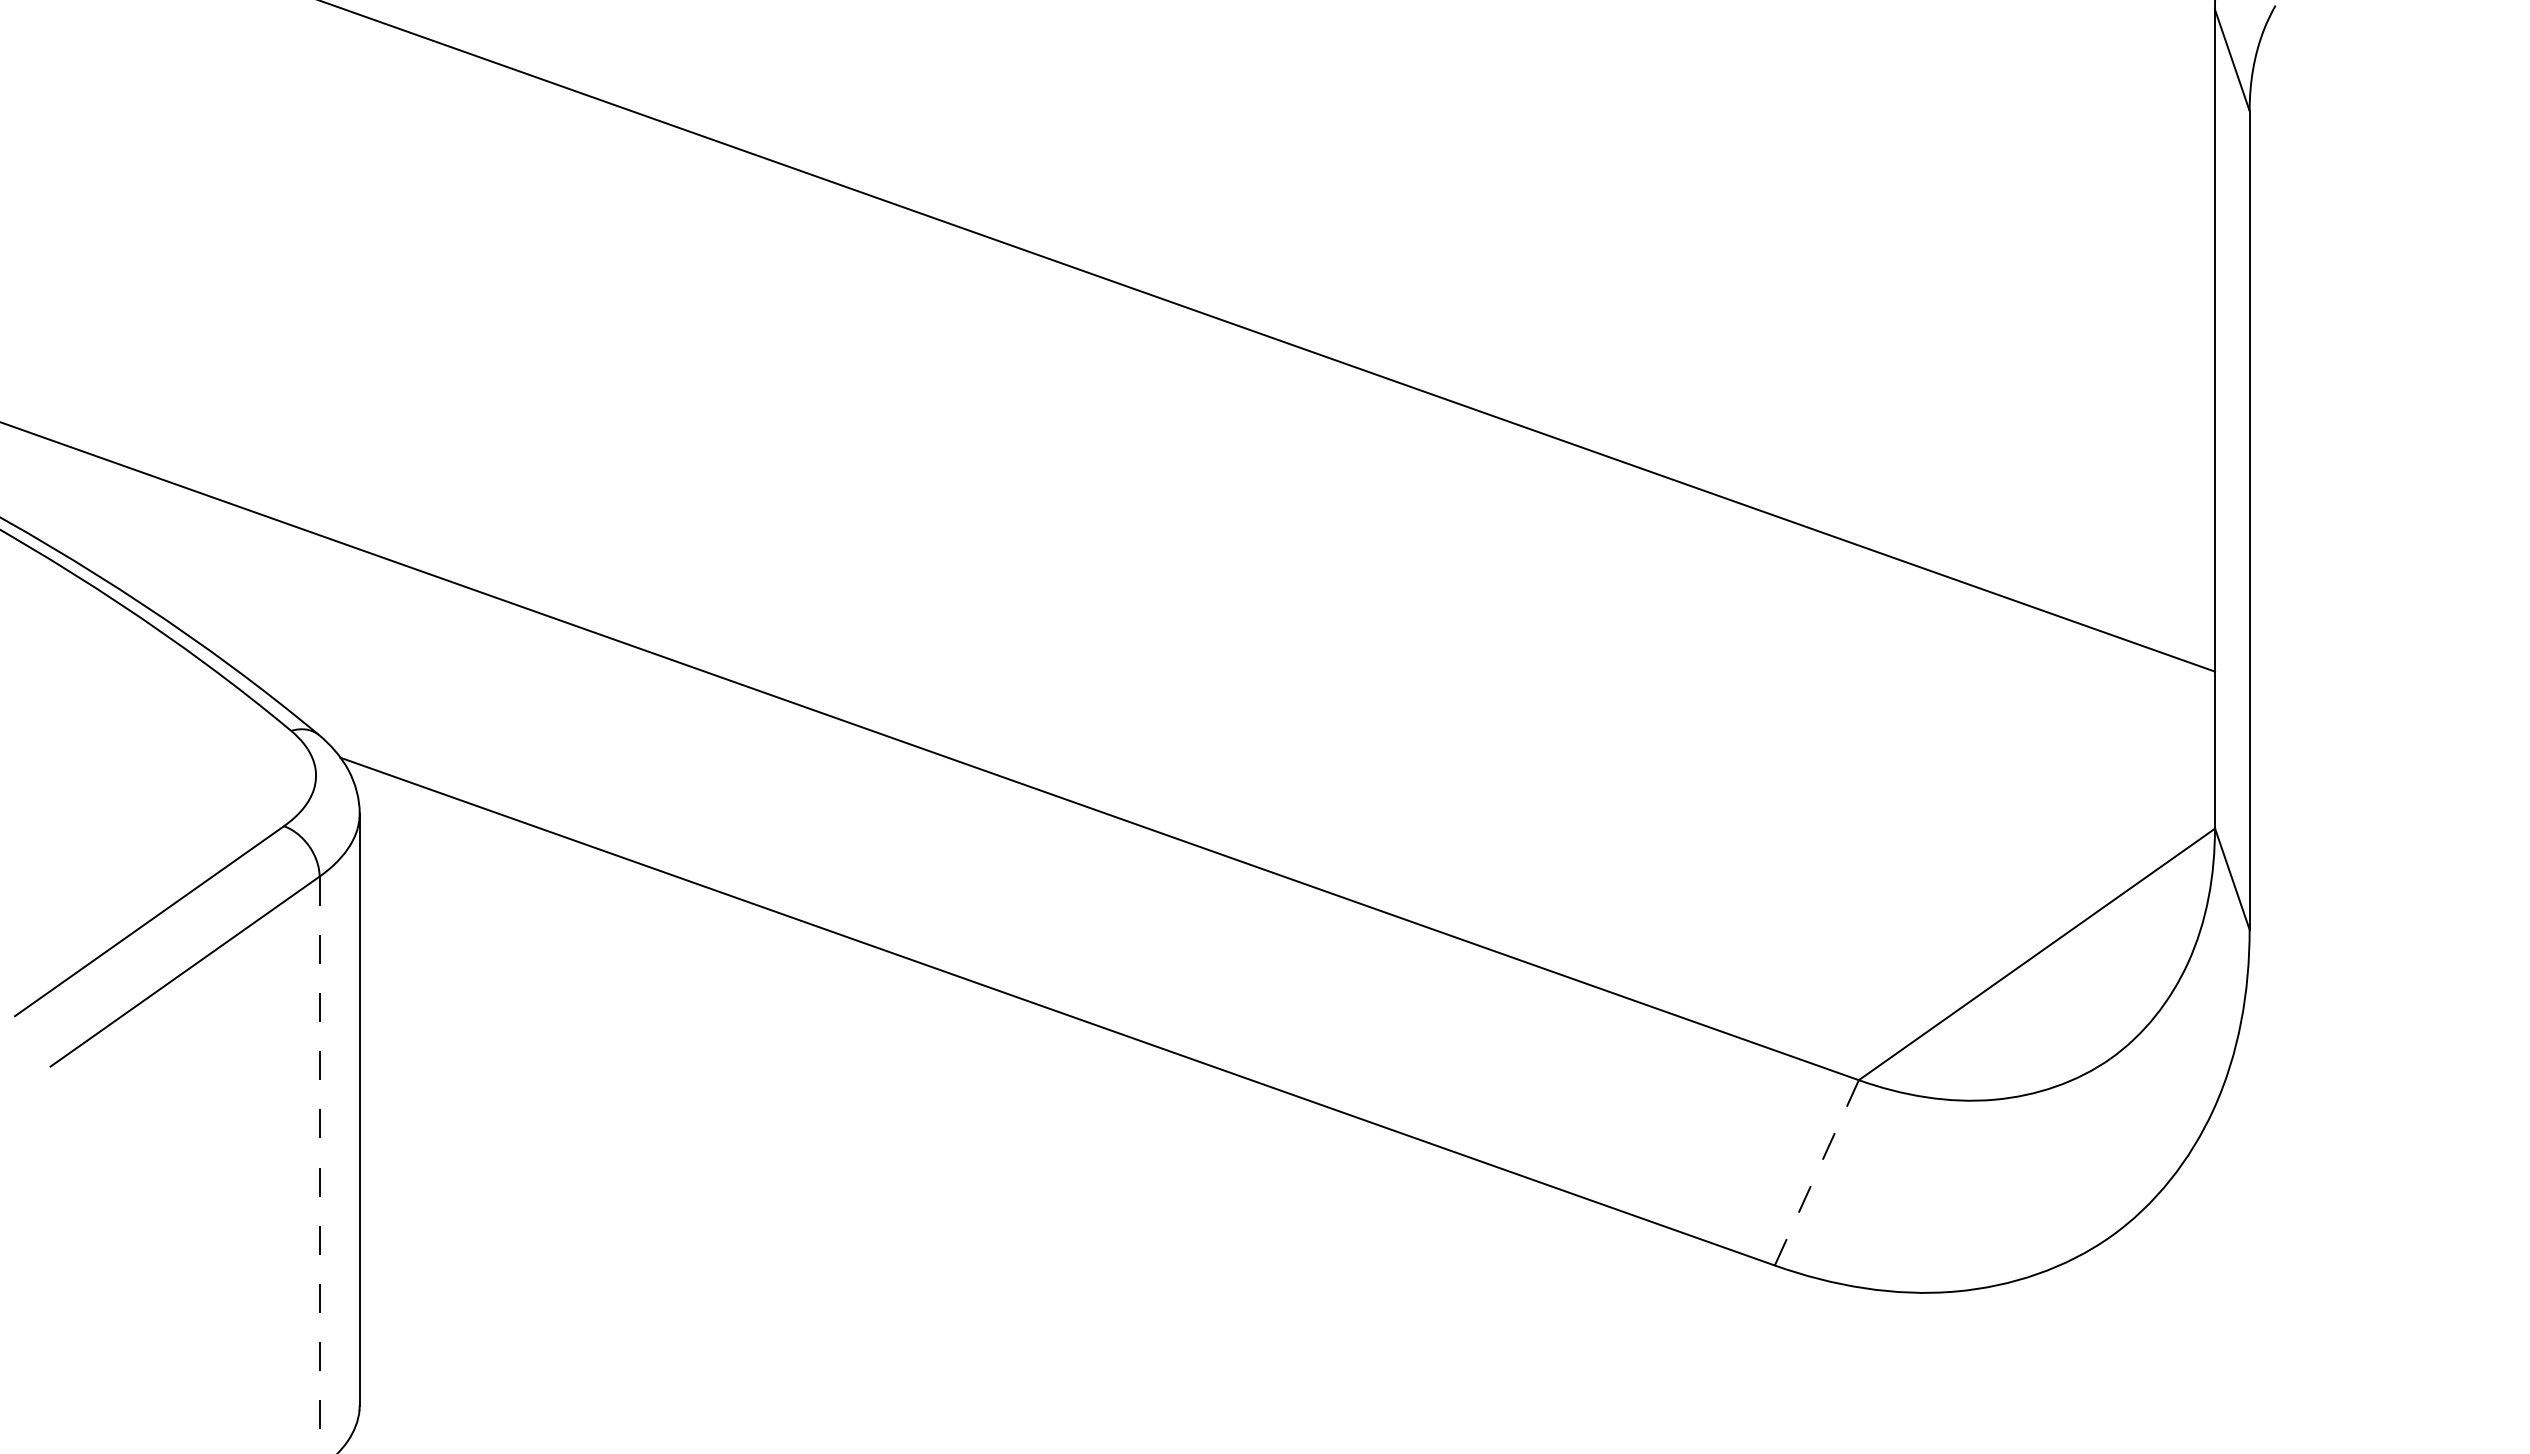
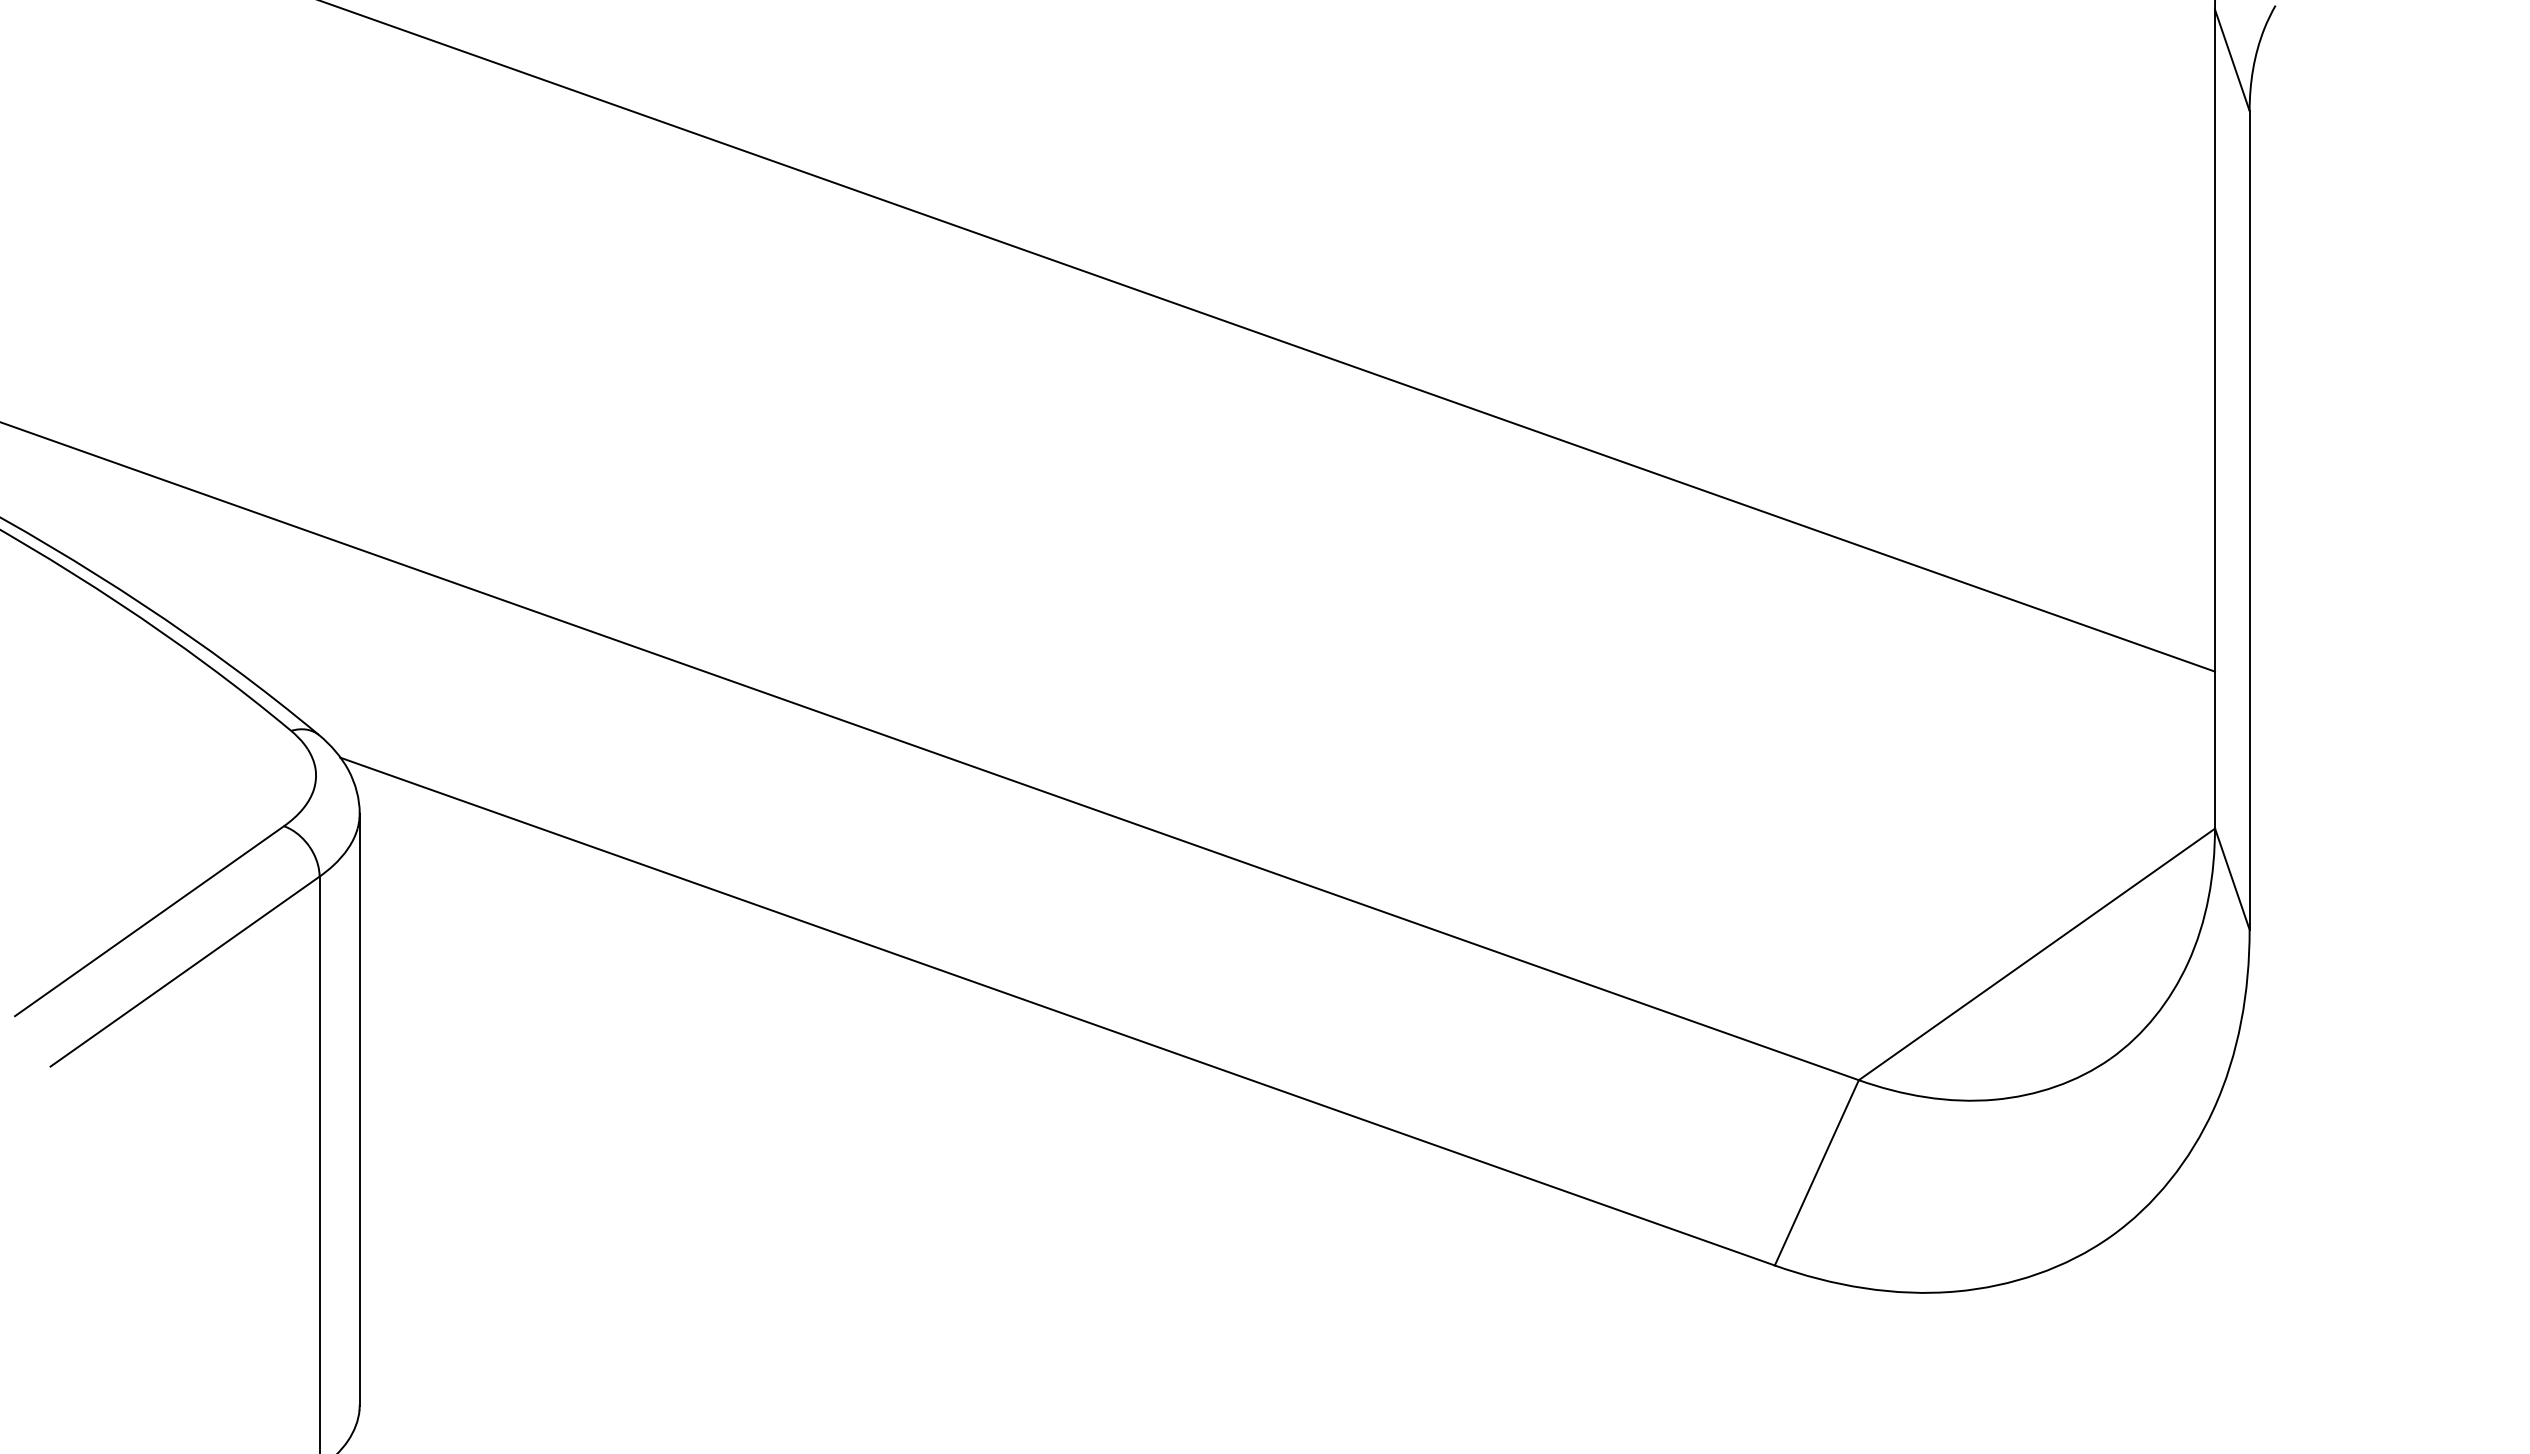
line: dashed -> solid (319, 1165)
line: dashed -> solid (1816, 1172)
